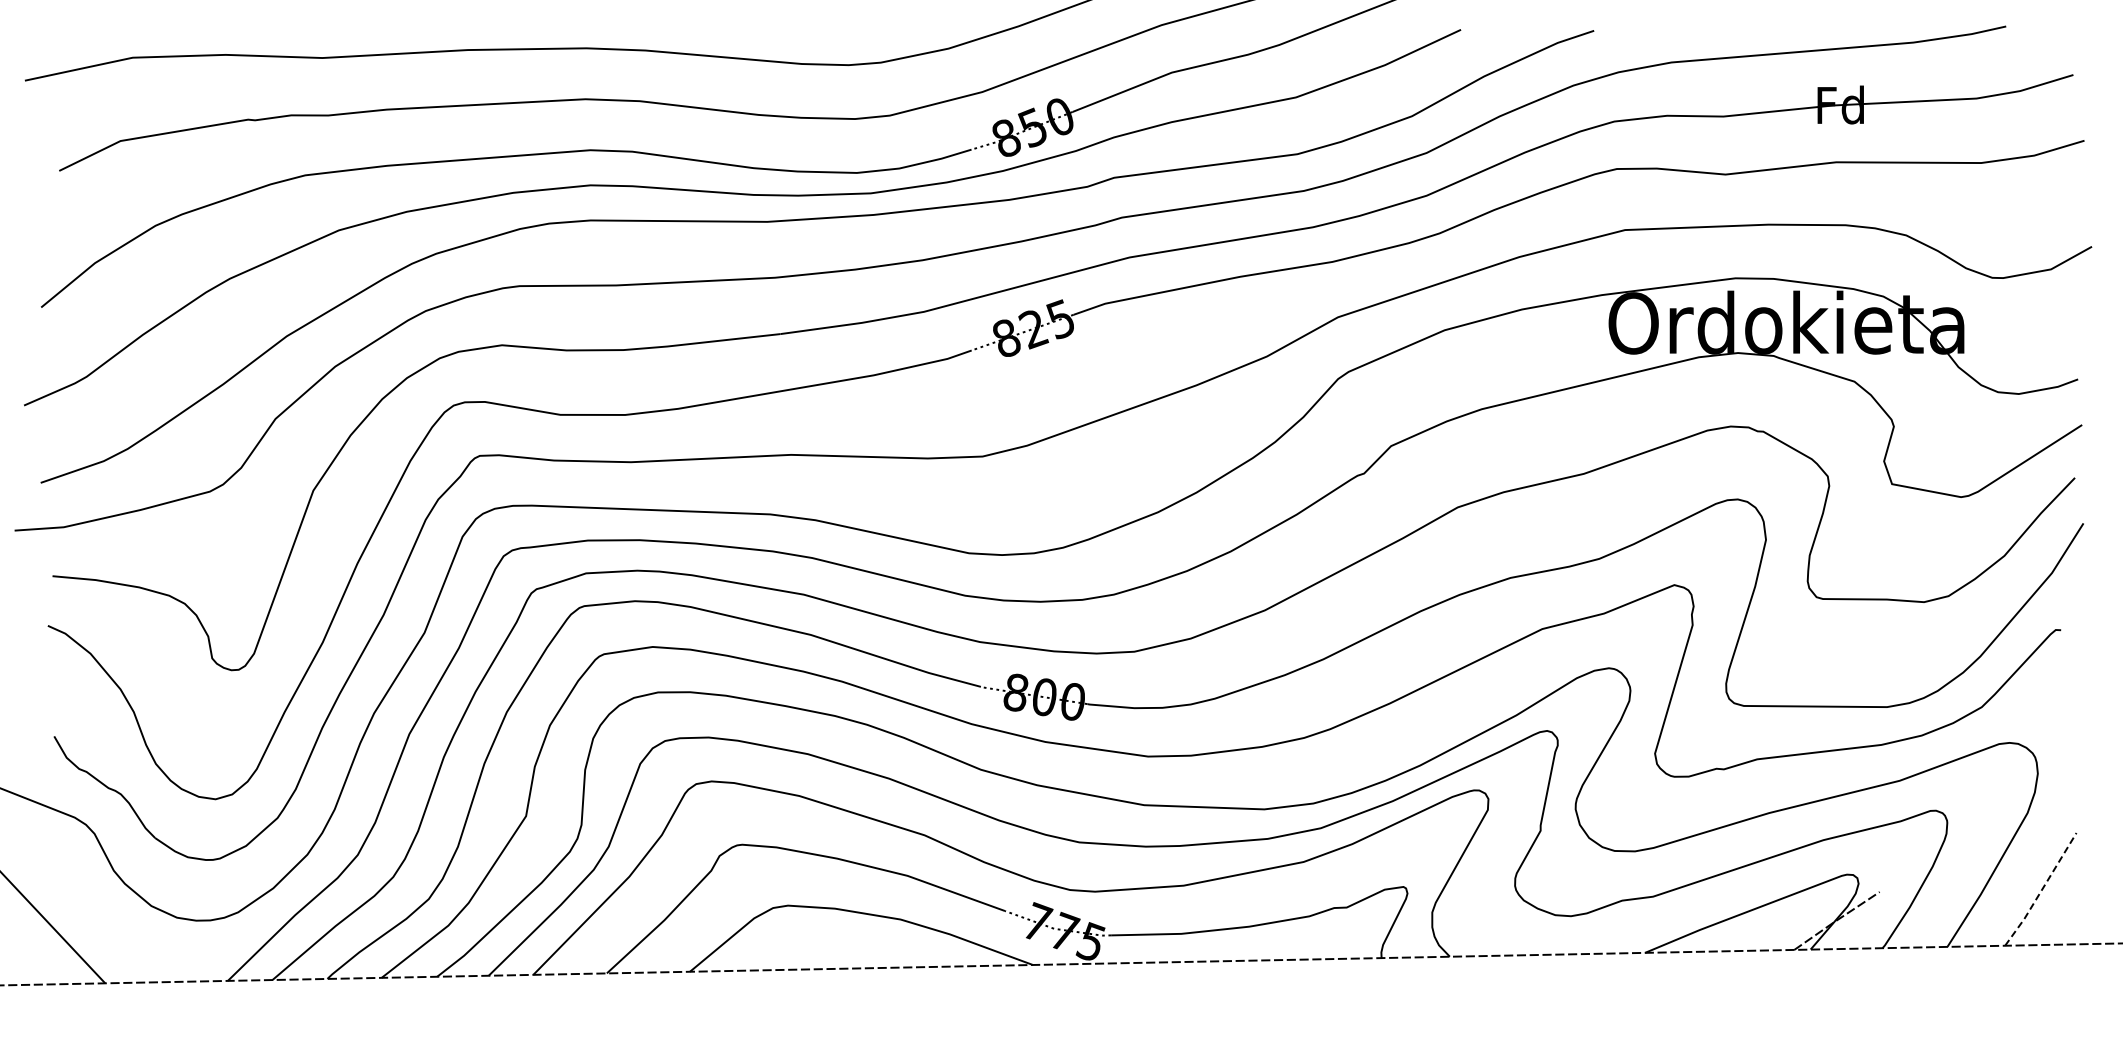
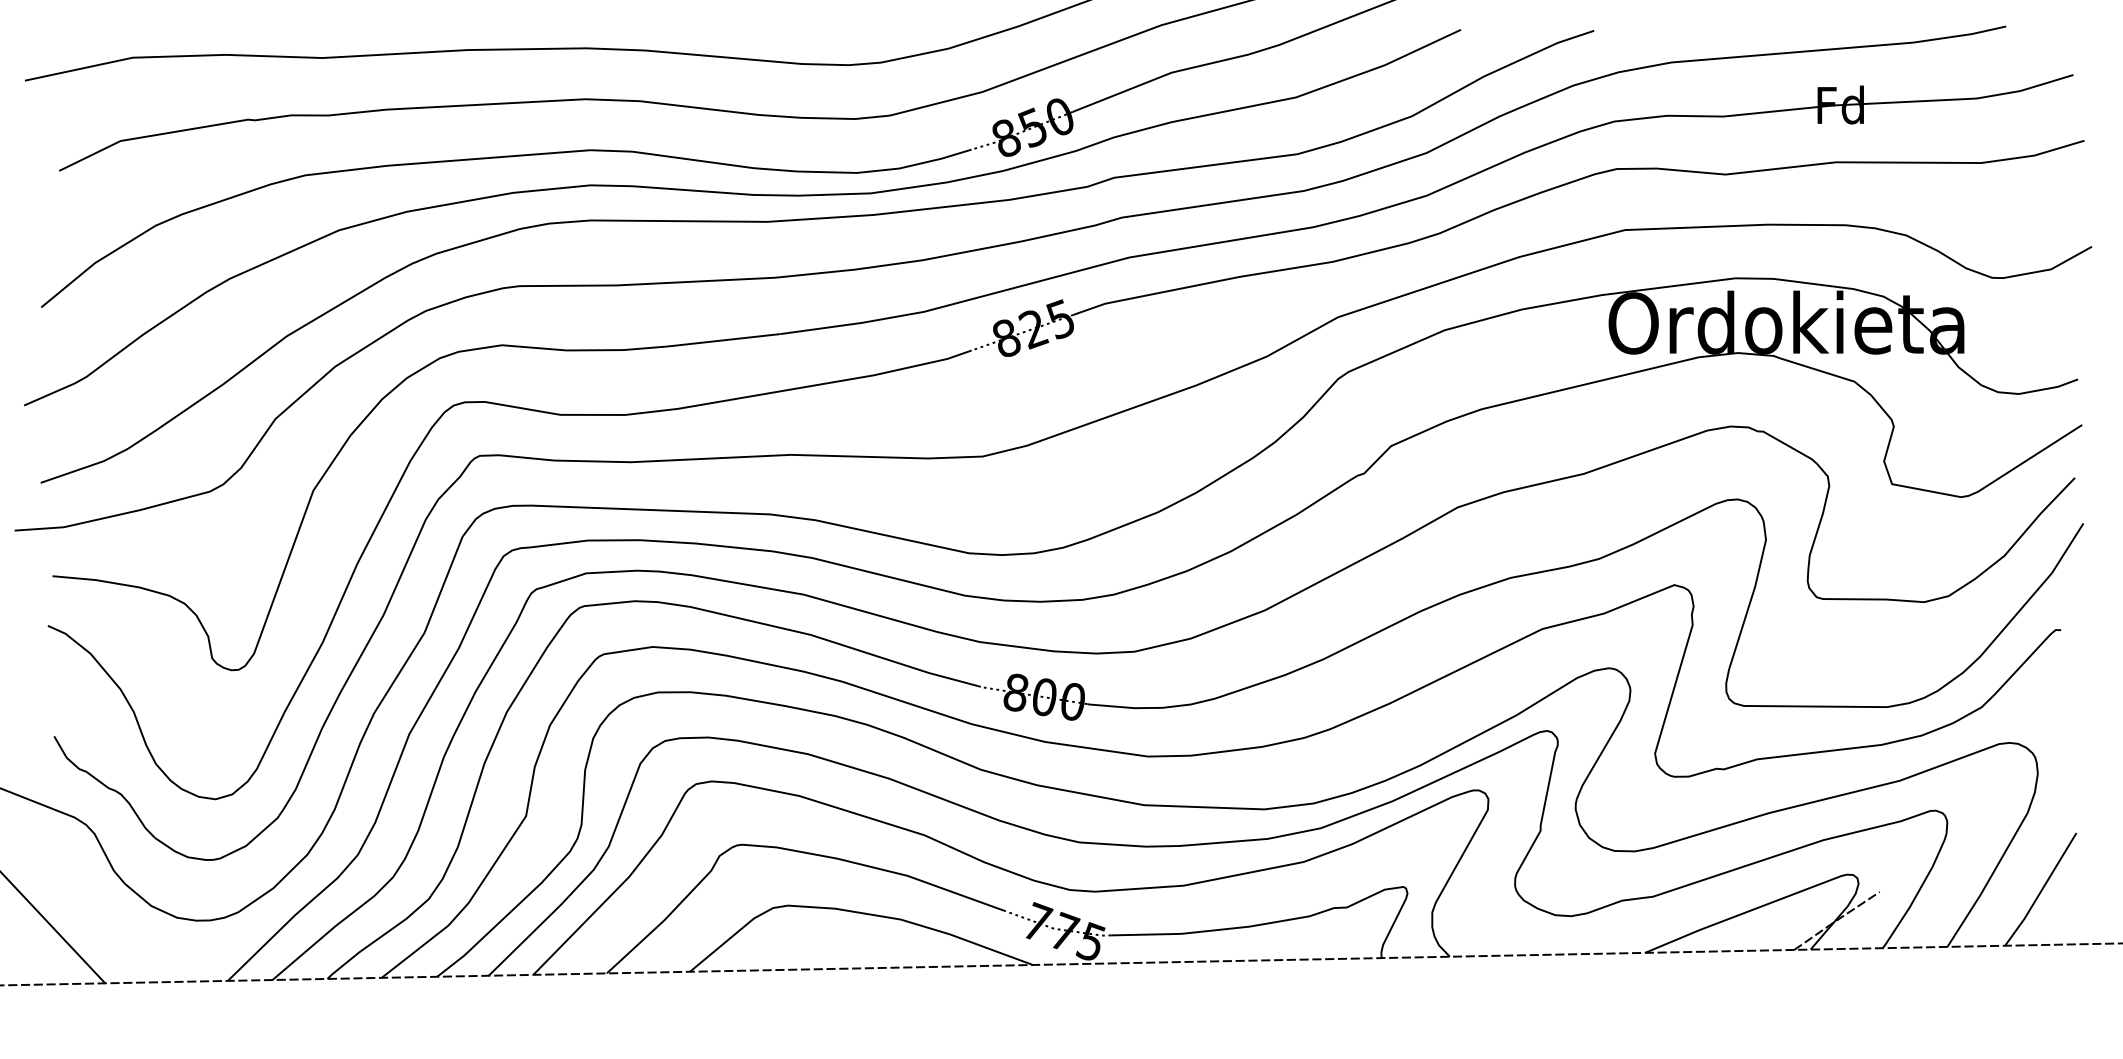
line: dashed -> solid (2041, 890)
